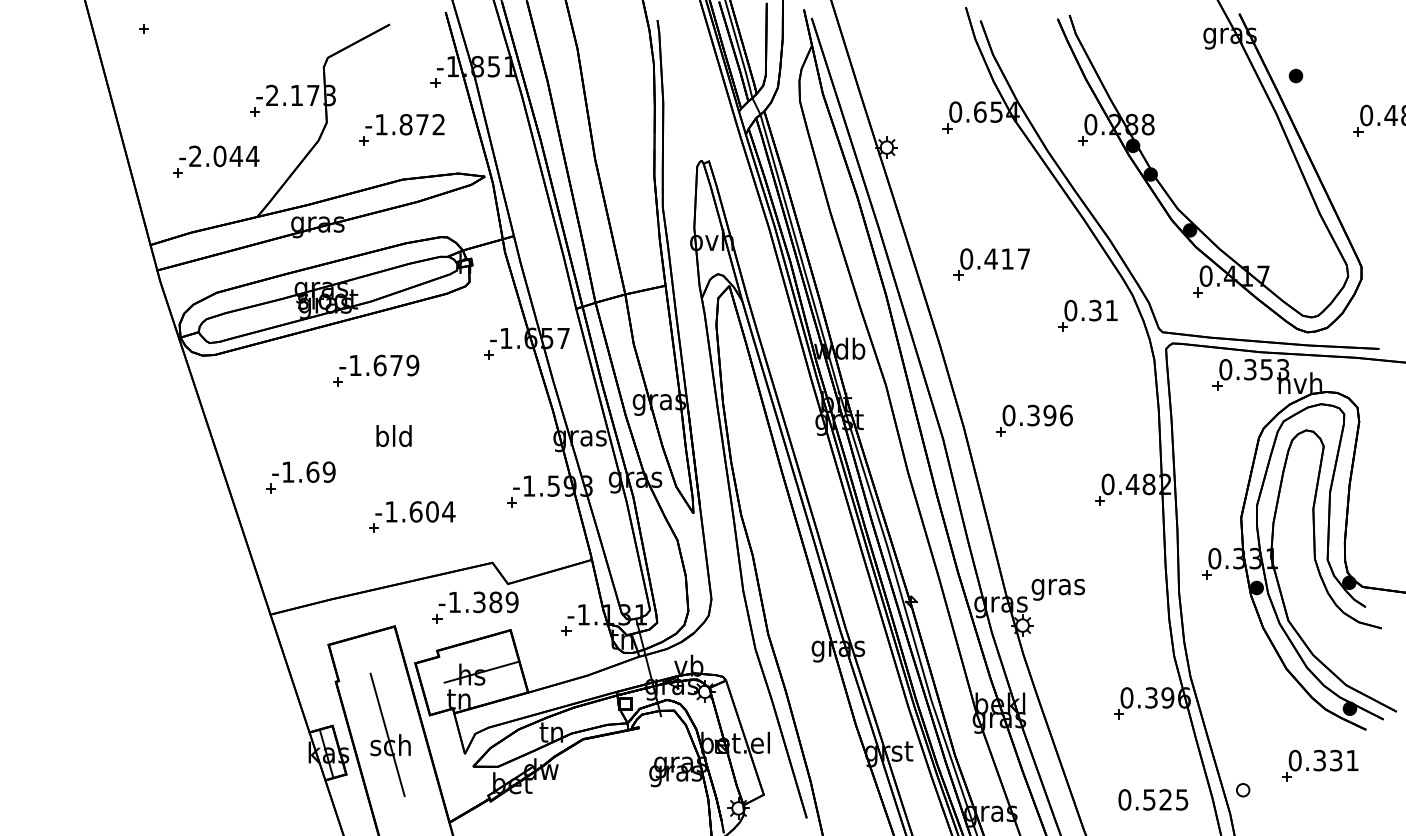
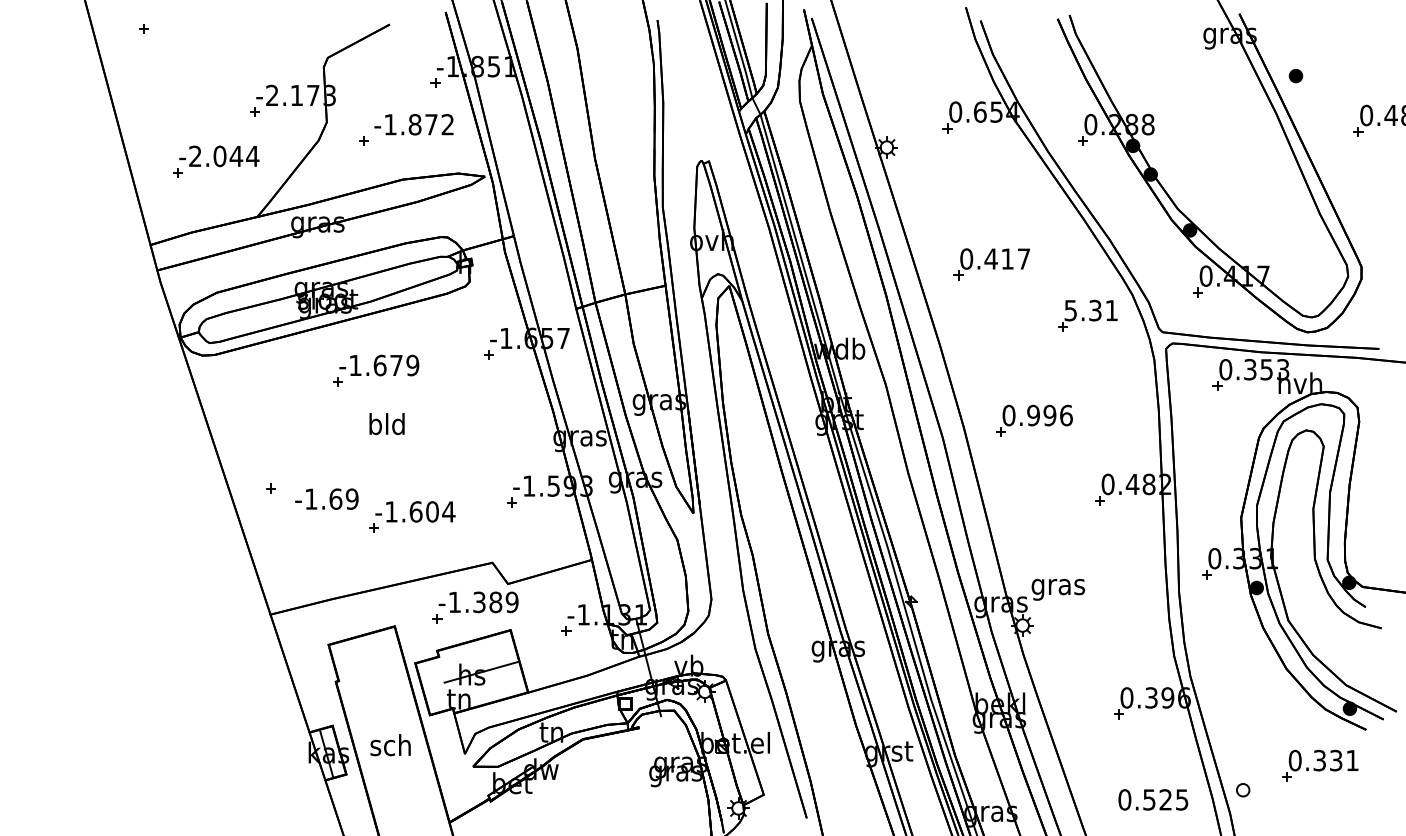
text position: (404, 124) -> (413, 124) (413, 124)
text: 0.31 -> 5.31 (1070, 310)
text: 0.396 -> 0.996 (1033, 415)
text position: (393, 436) -> (386, 424) (386, 424)
text position: (303, 471) -> (326, 498) (326, 498)
line: present -> none (387, 734)
